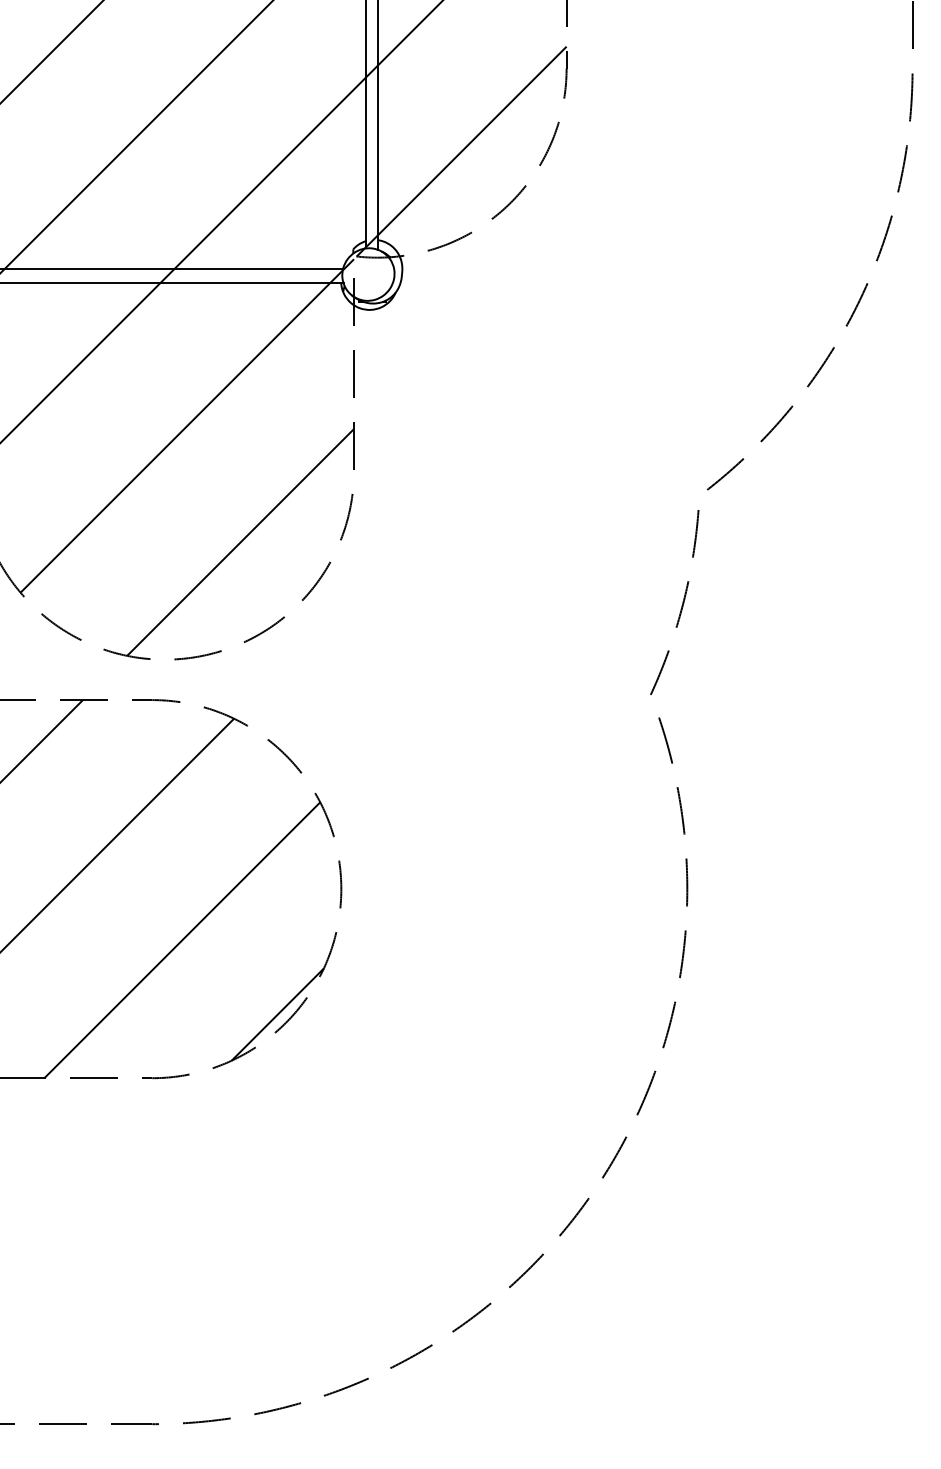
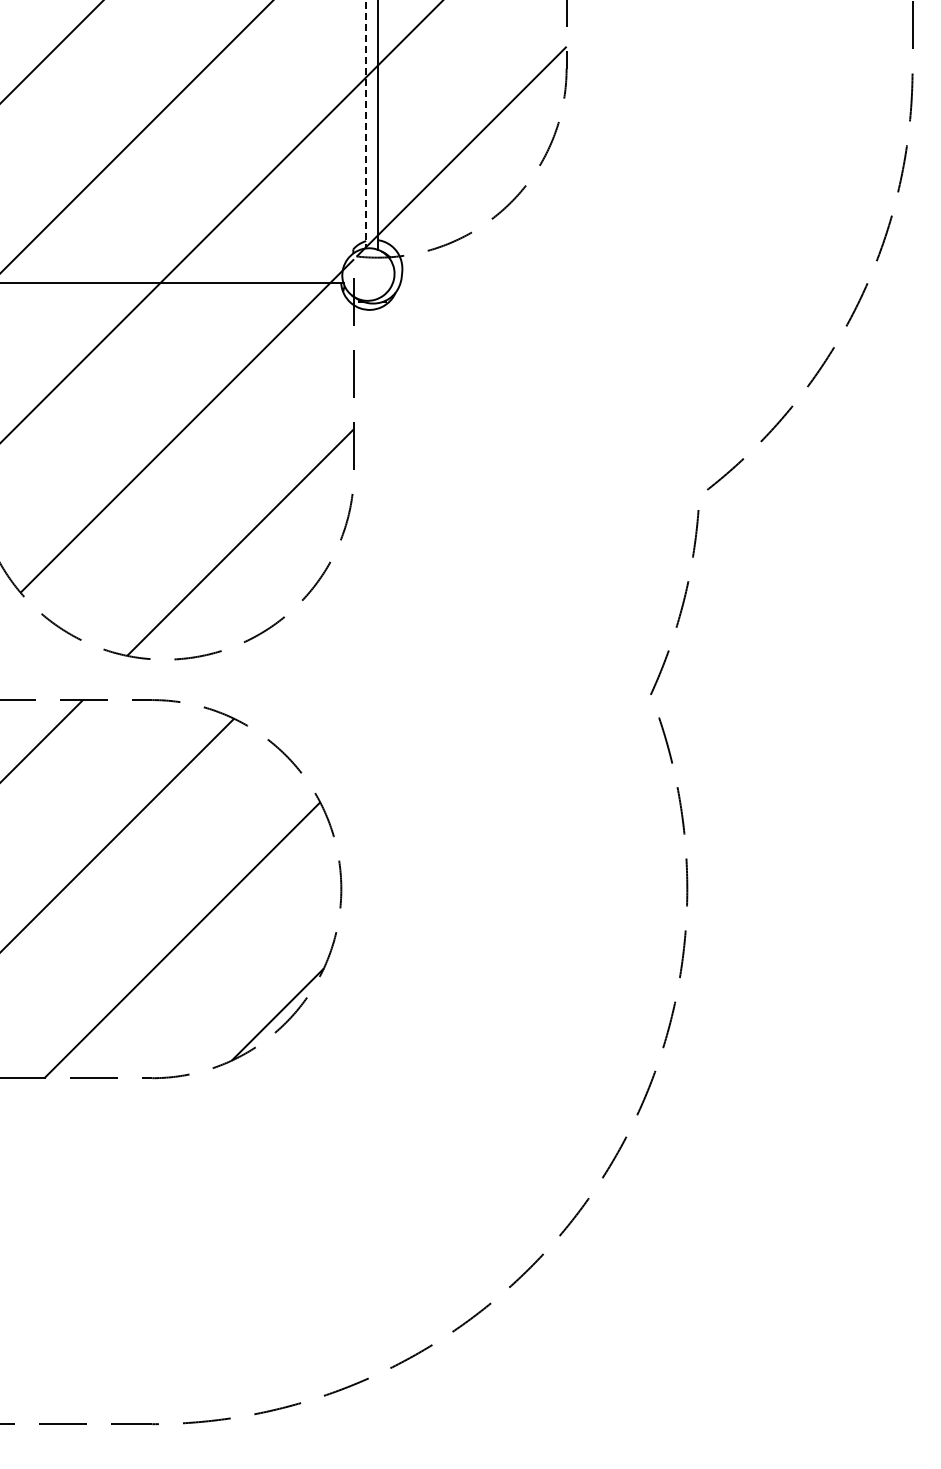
line: solid -> dashed (366, 124)
line: present -> none (172, 269)
